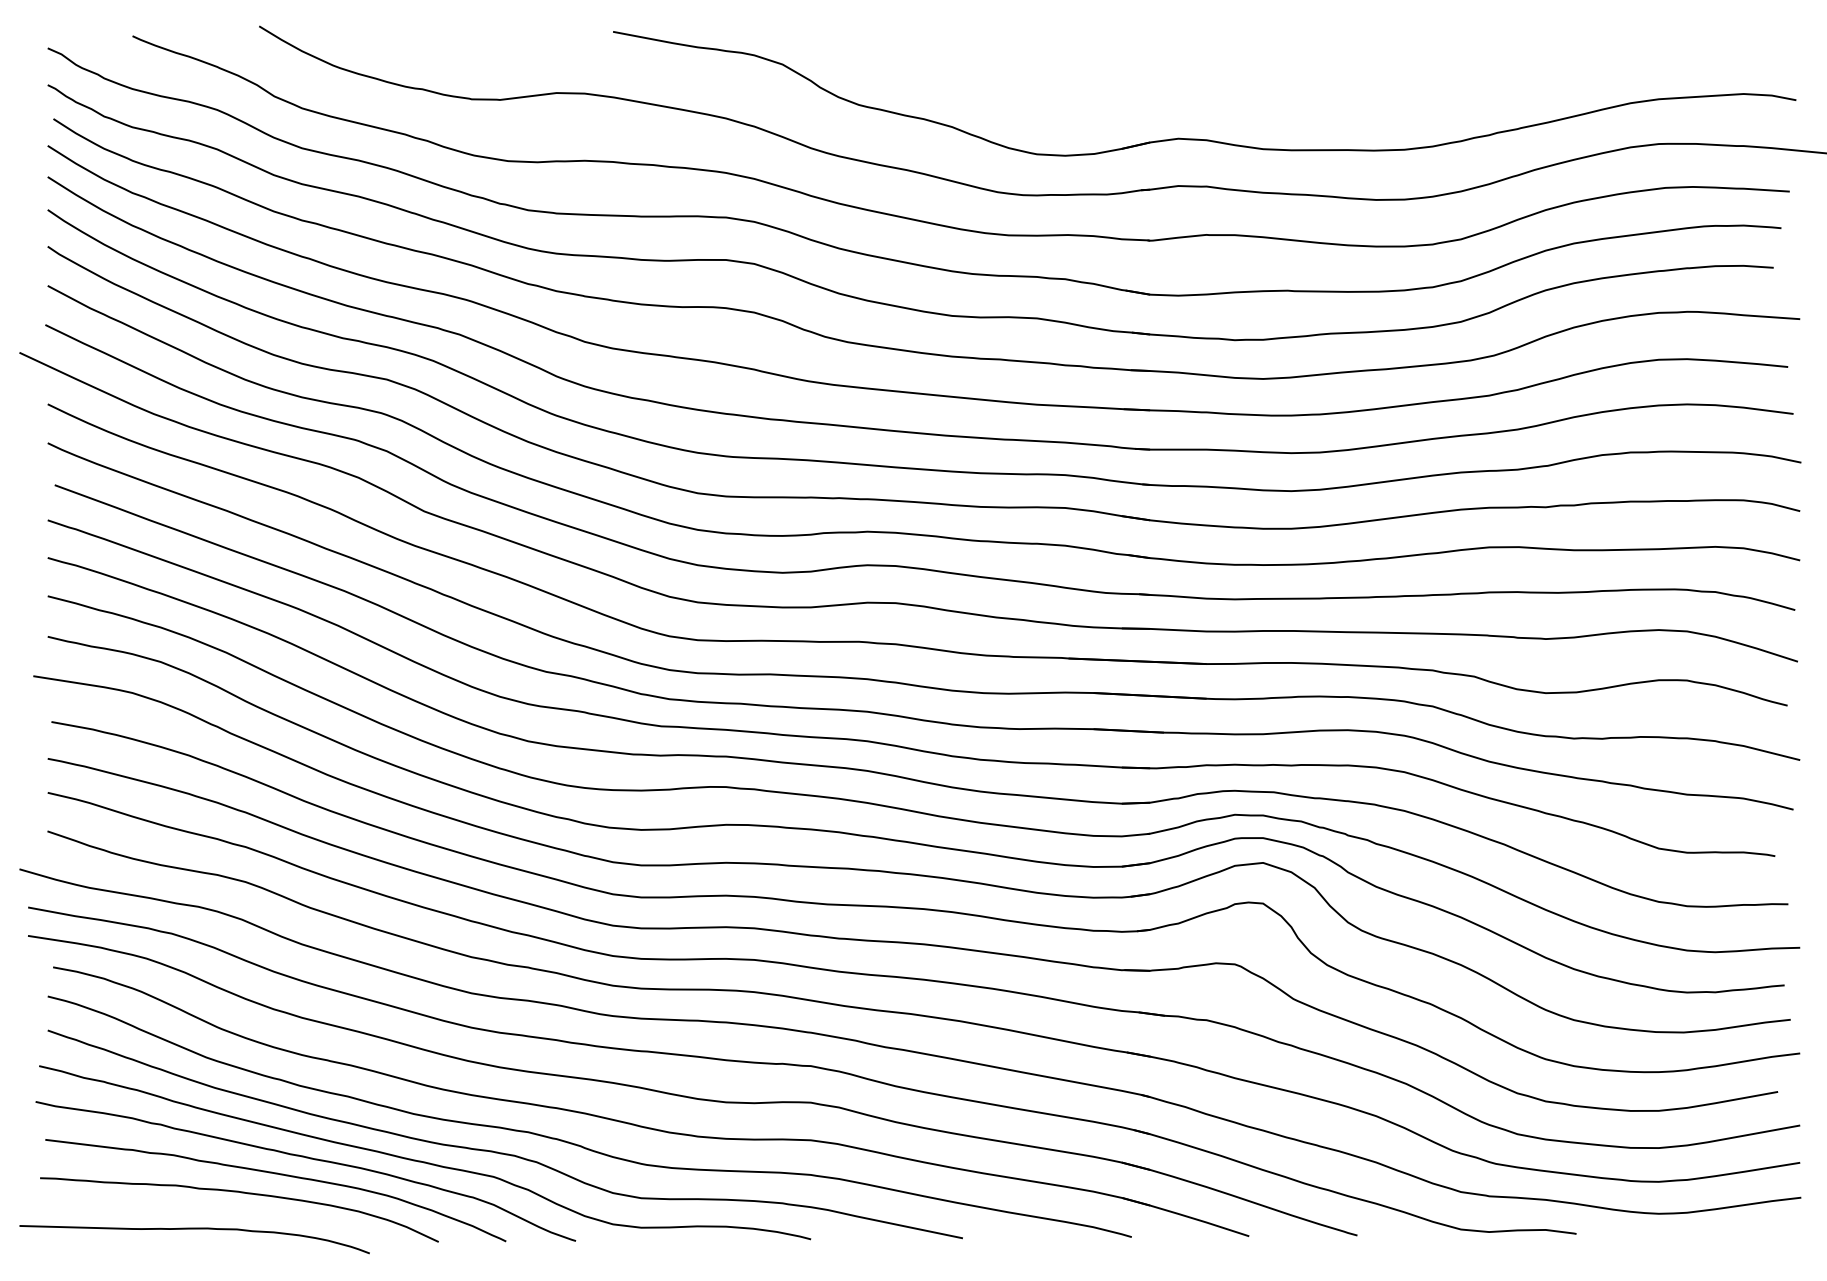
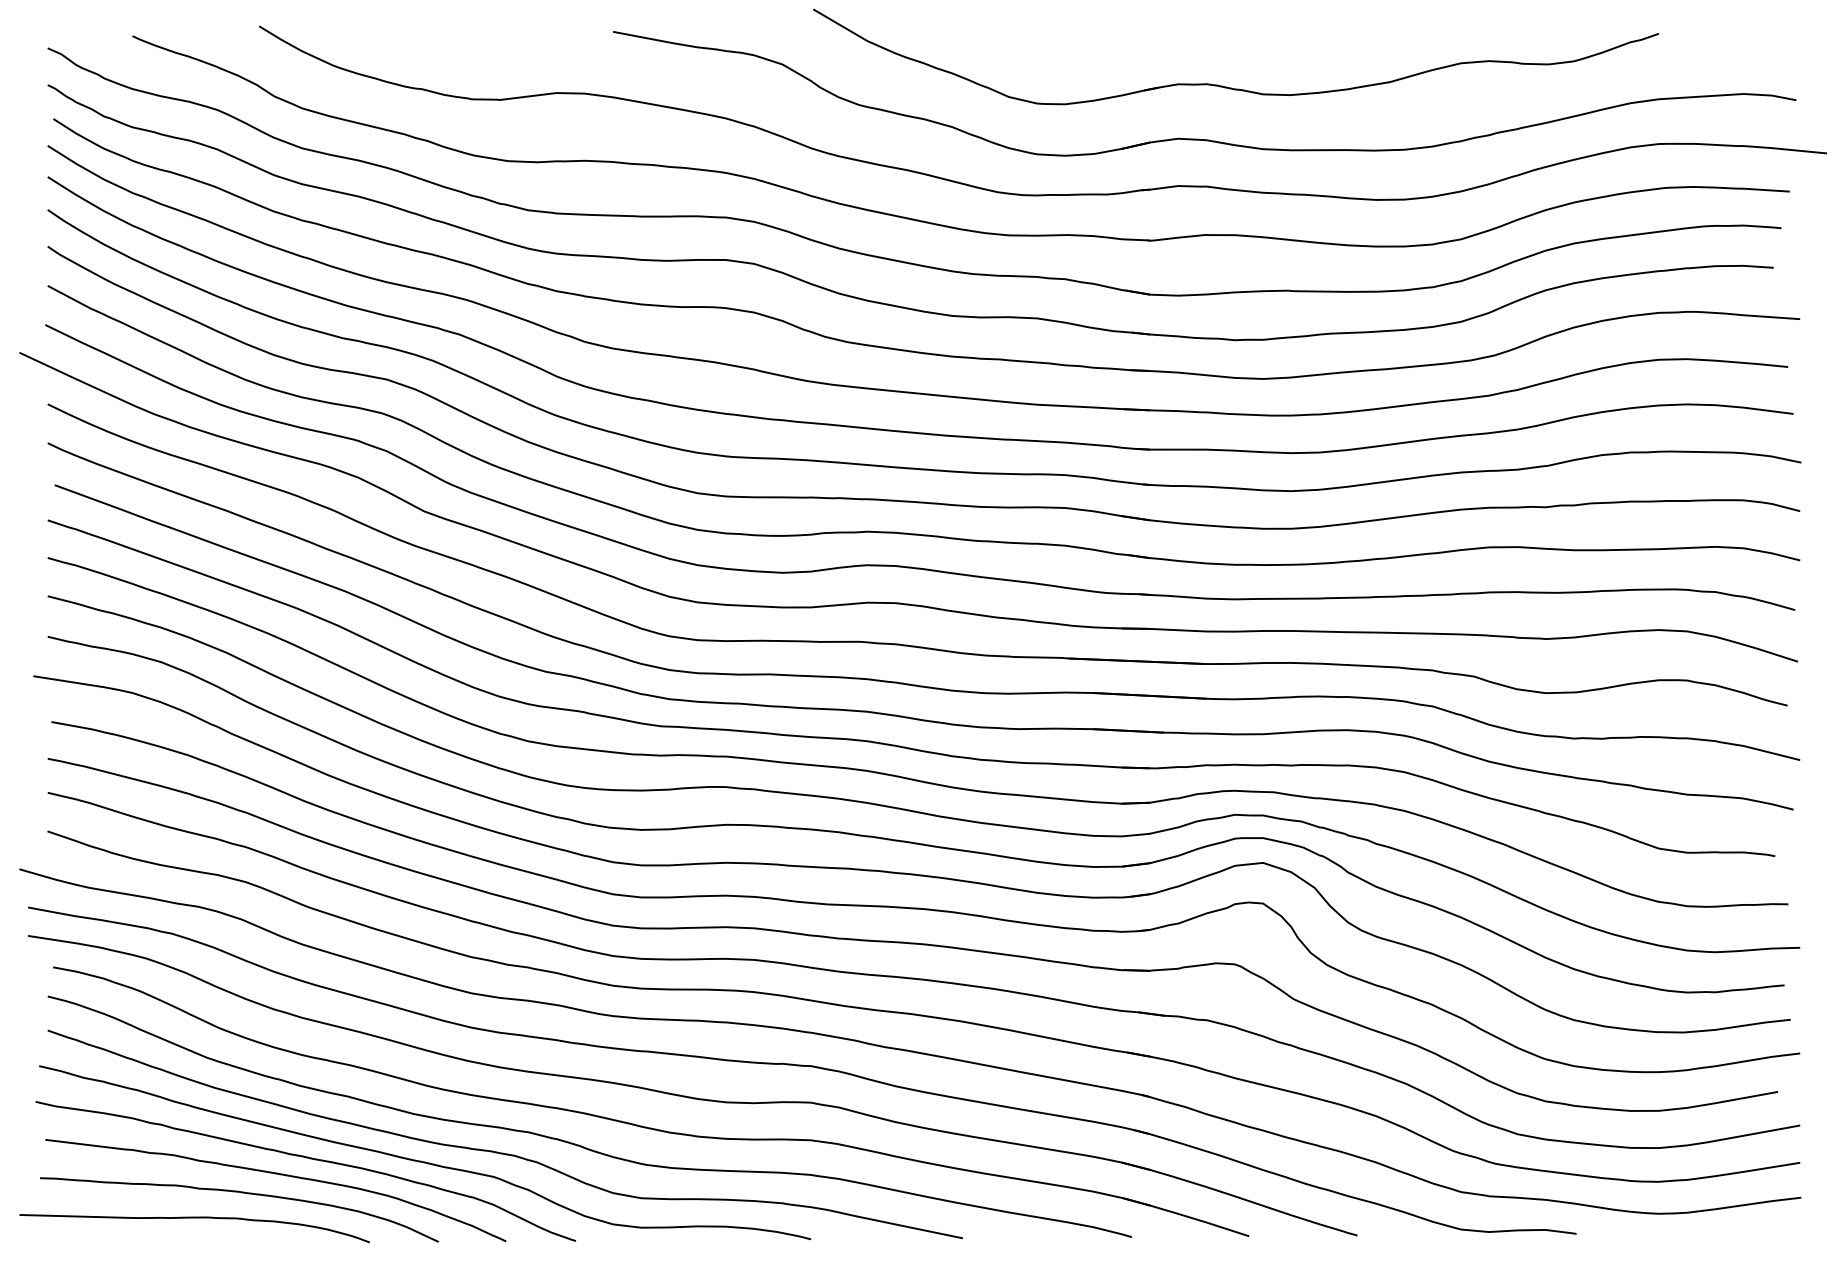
part: none -> present (1227, 86)
curve position: (194, 1229) -> (194, 1218) (194, 1218)
